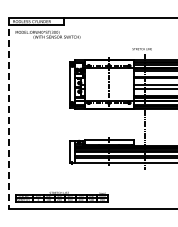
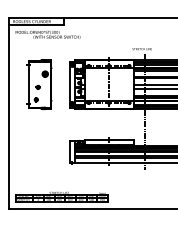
part: none -> present (39, 84)
line: dashed -> solid (8, 113)
